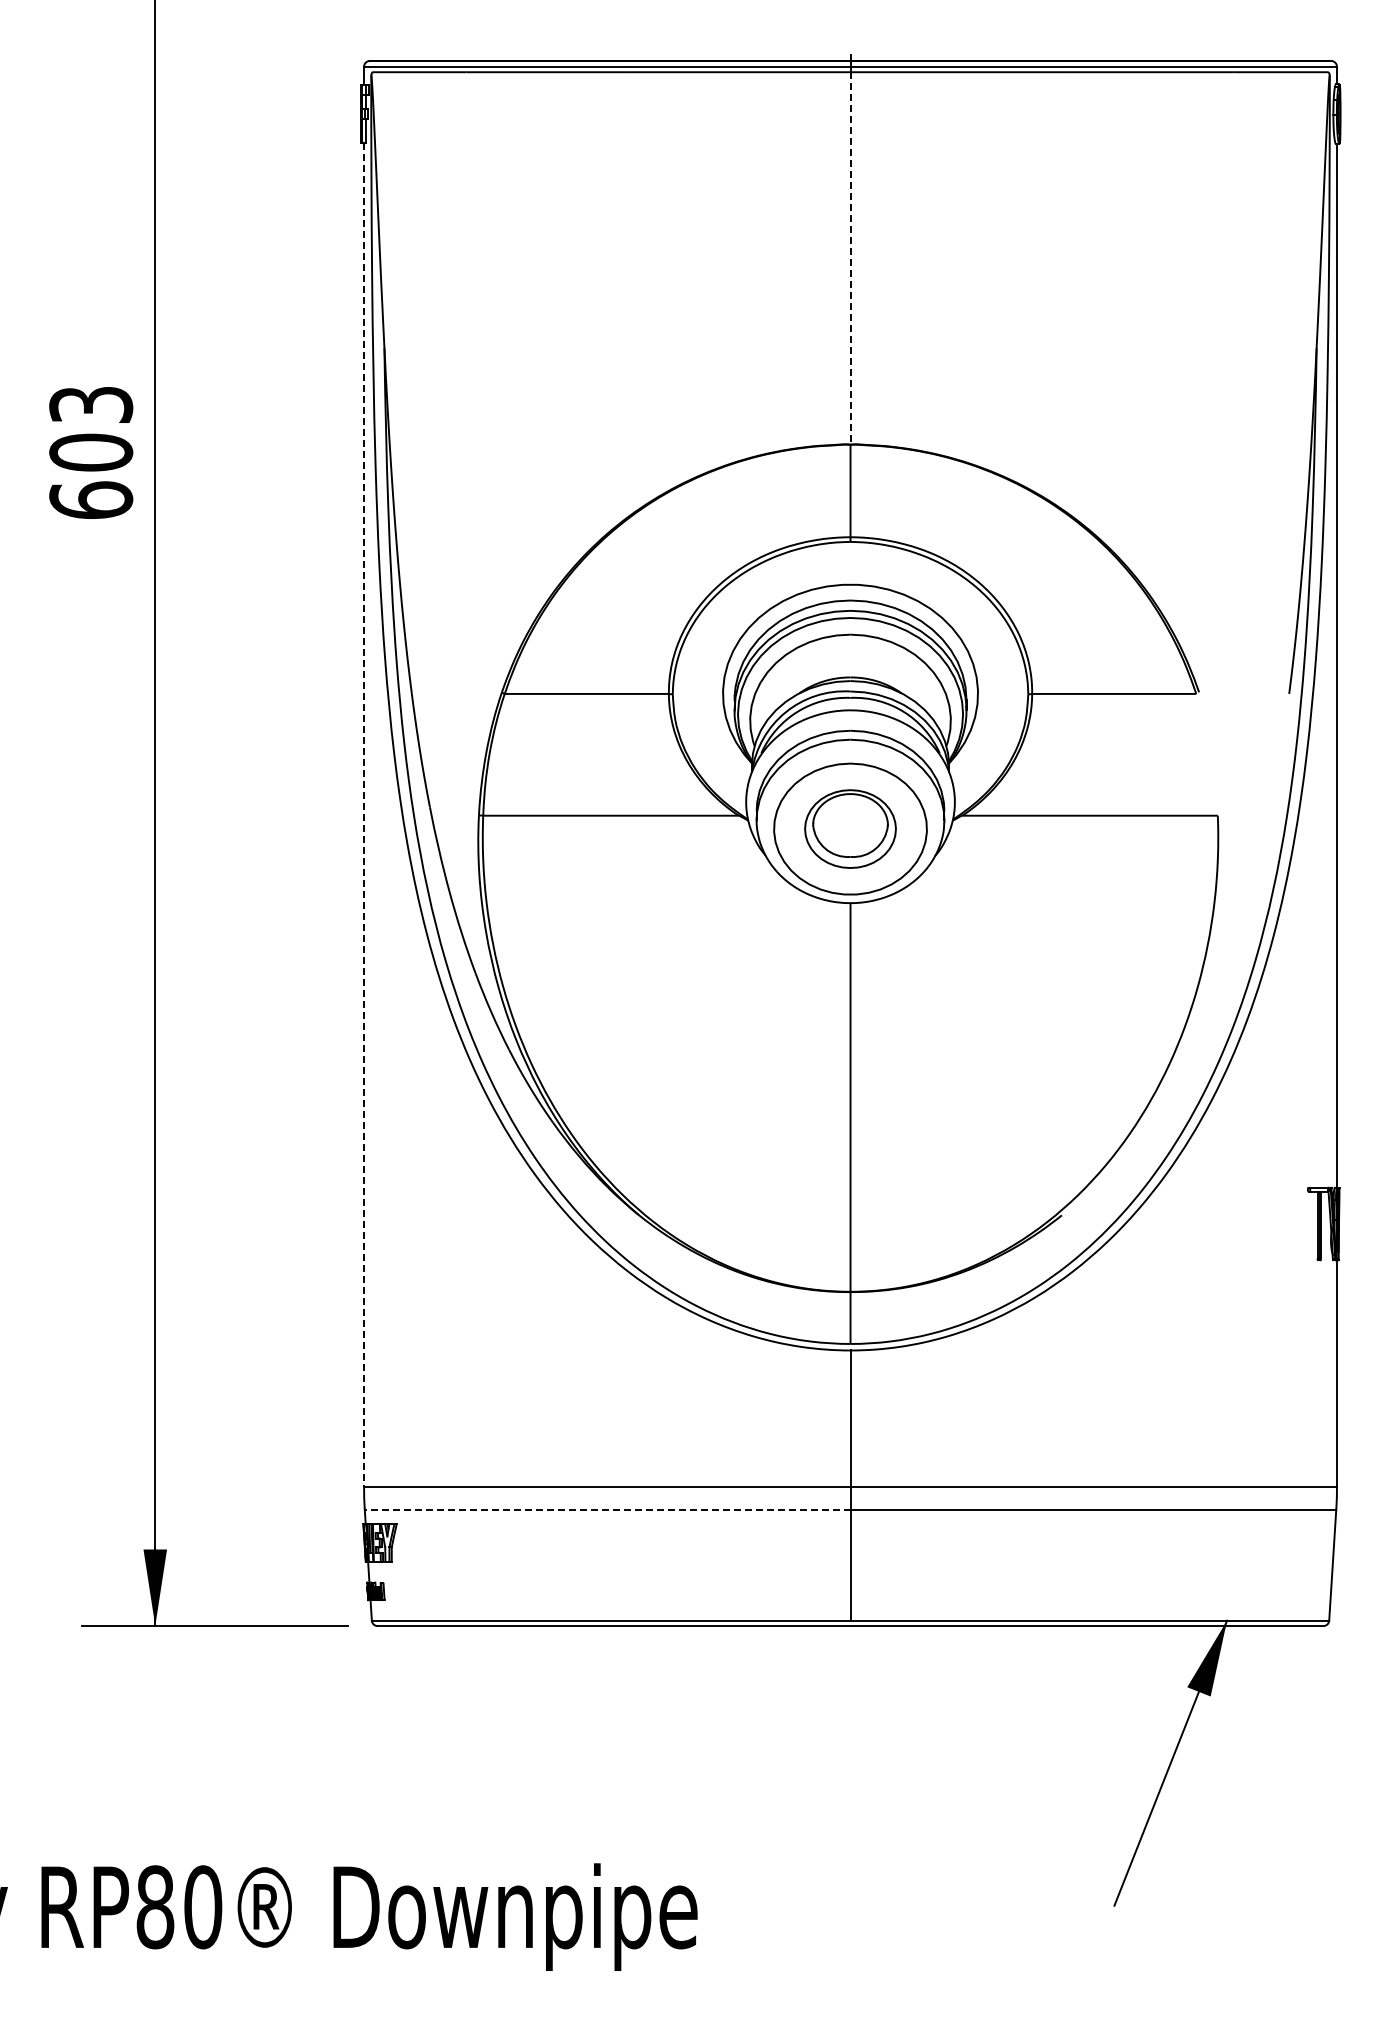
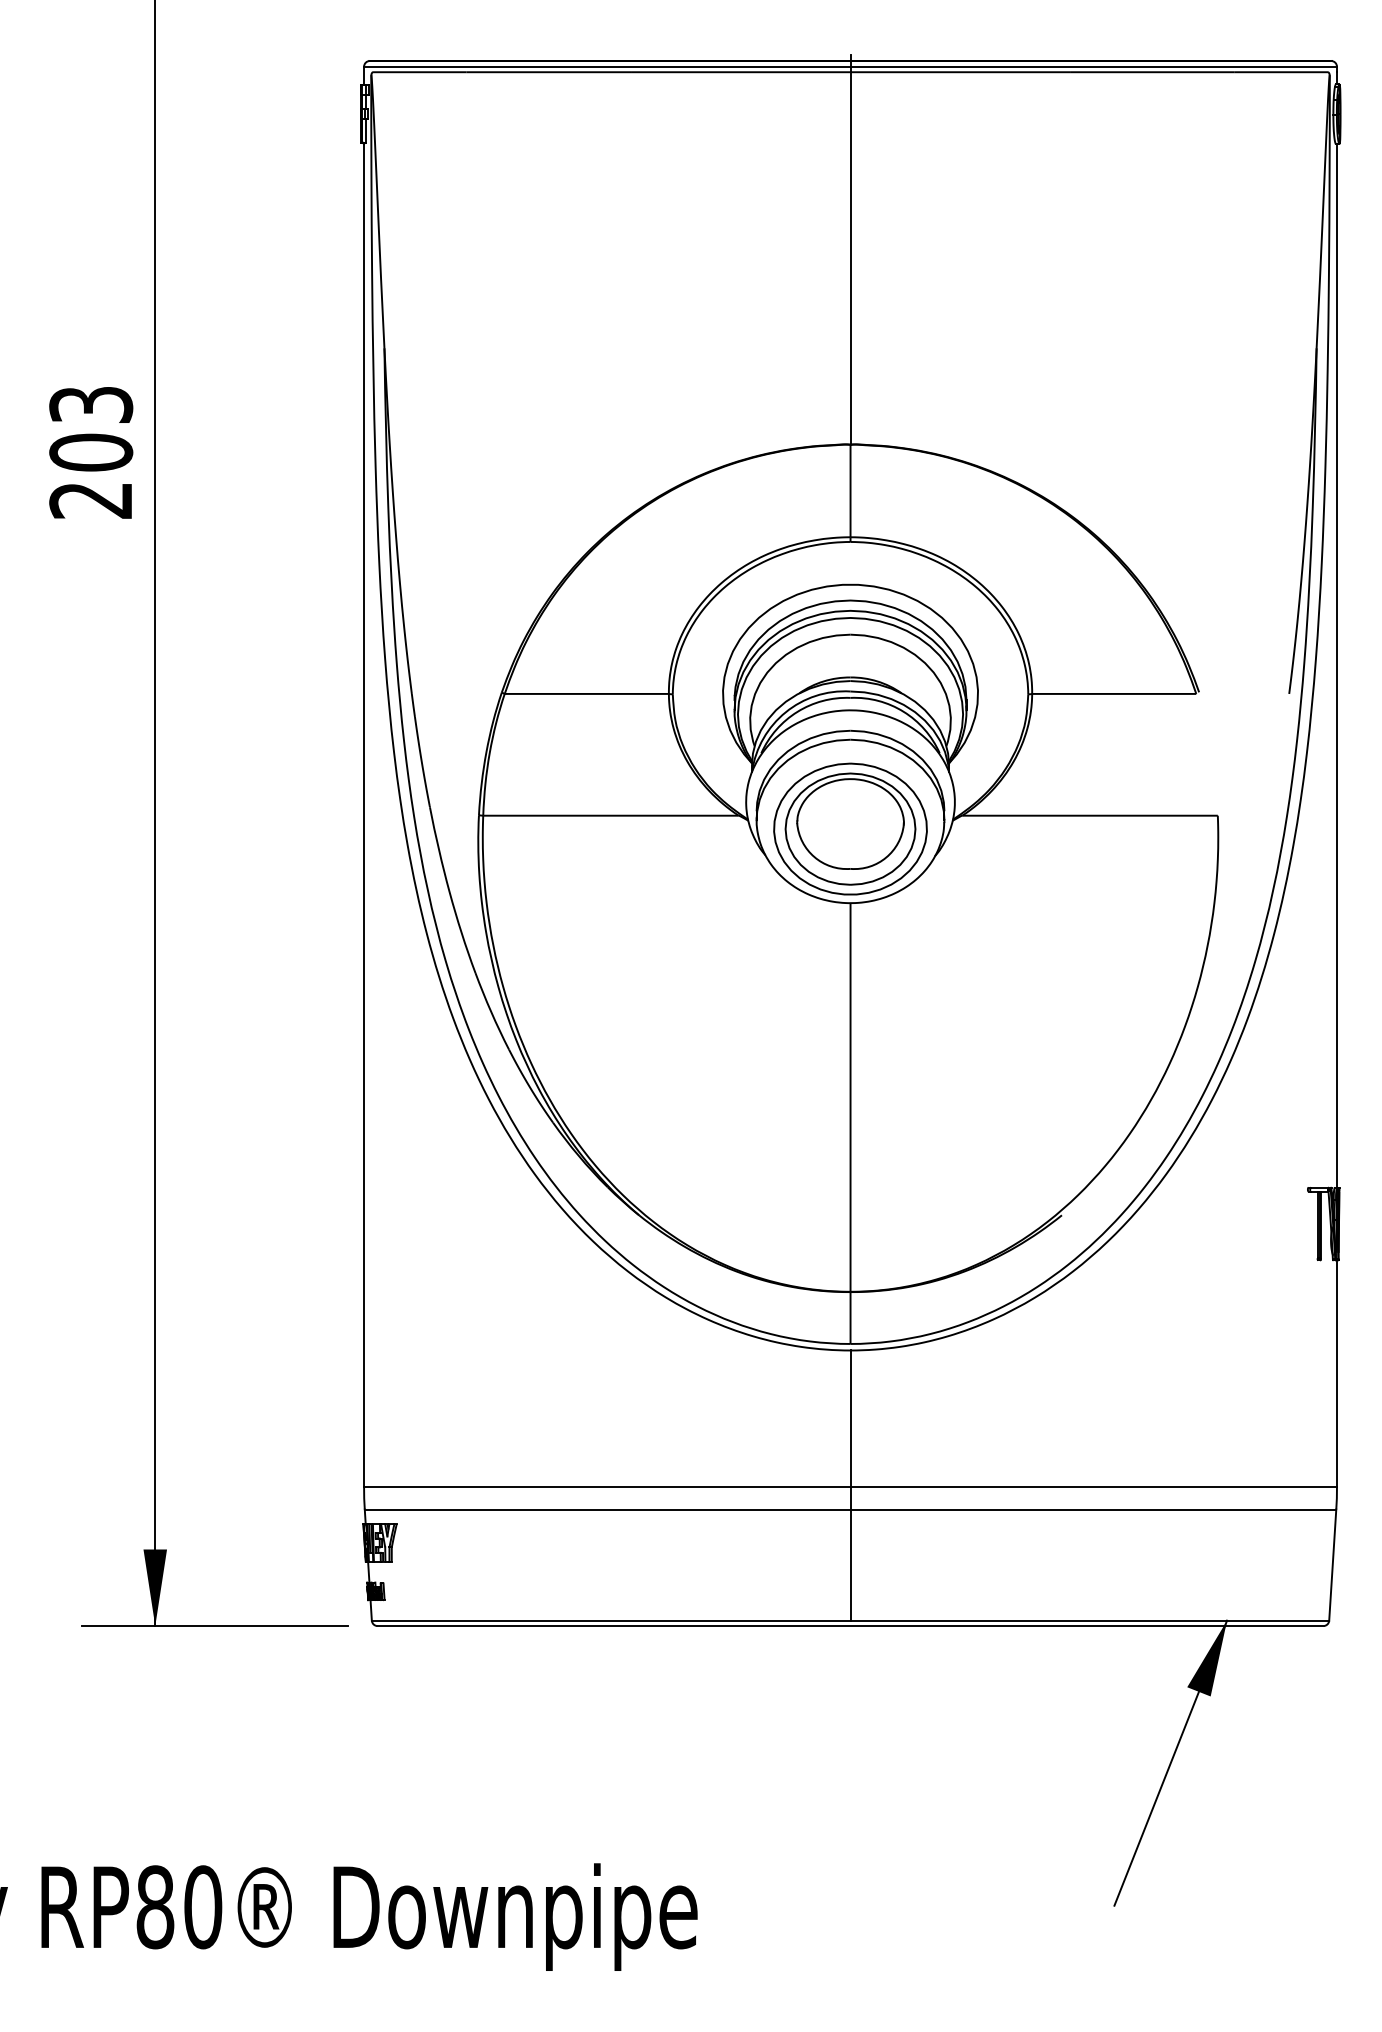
line: dashed -> solid (850, 258)
text: 603 -> 203 (91, 499)
line: dashed -> solid (364, 815)
part size: 93x80 px -> 133x114 px (850, 828)
line: dashed -> solid (607, 1509)
